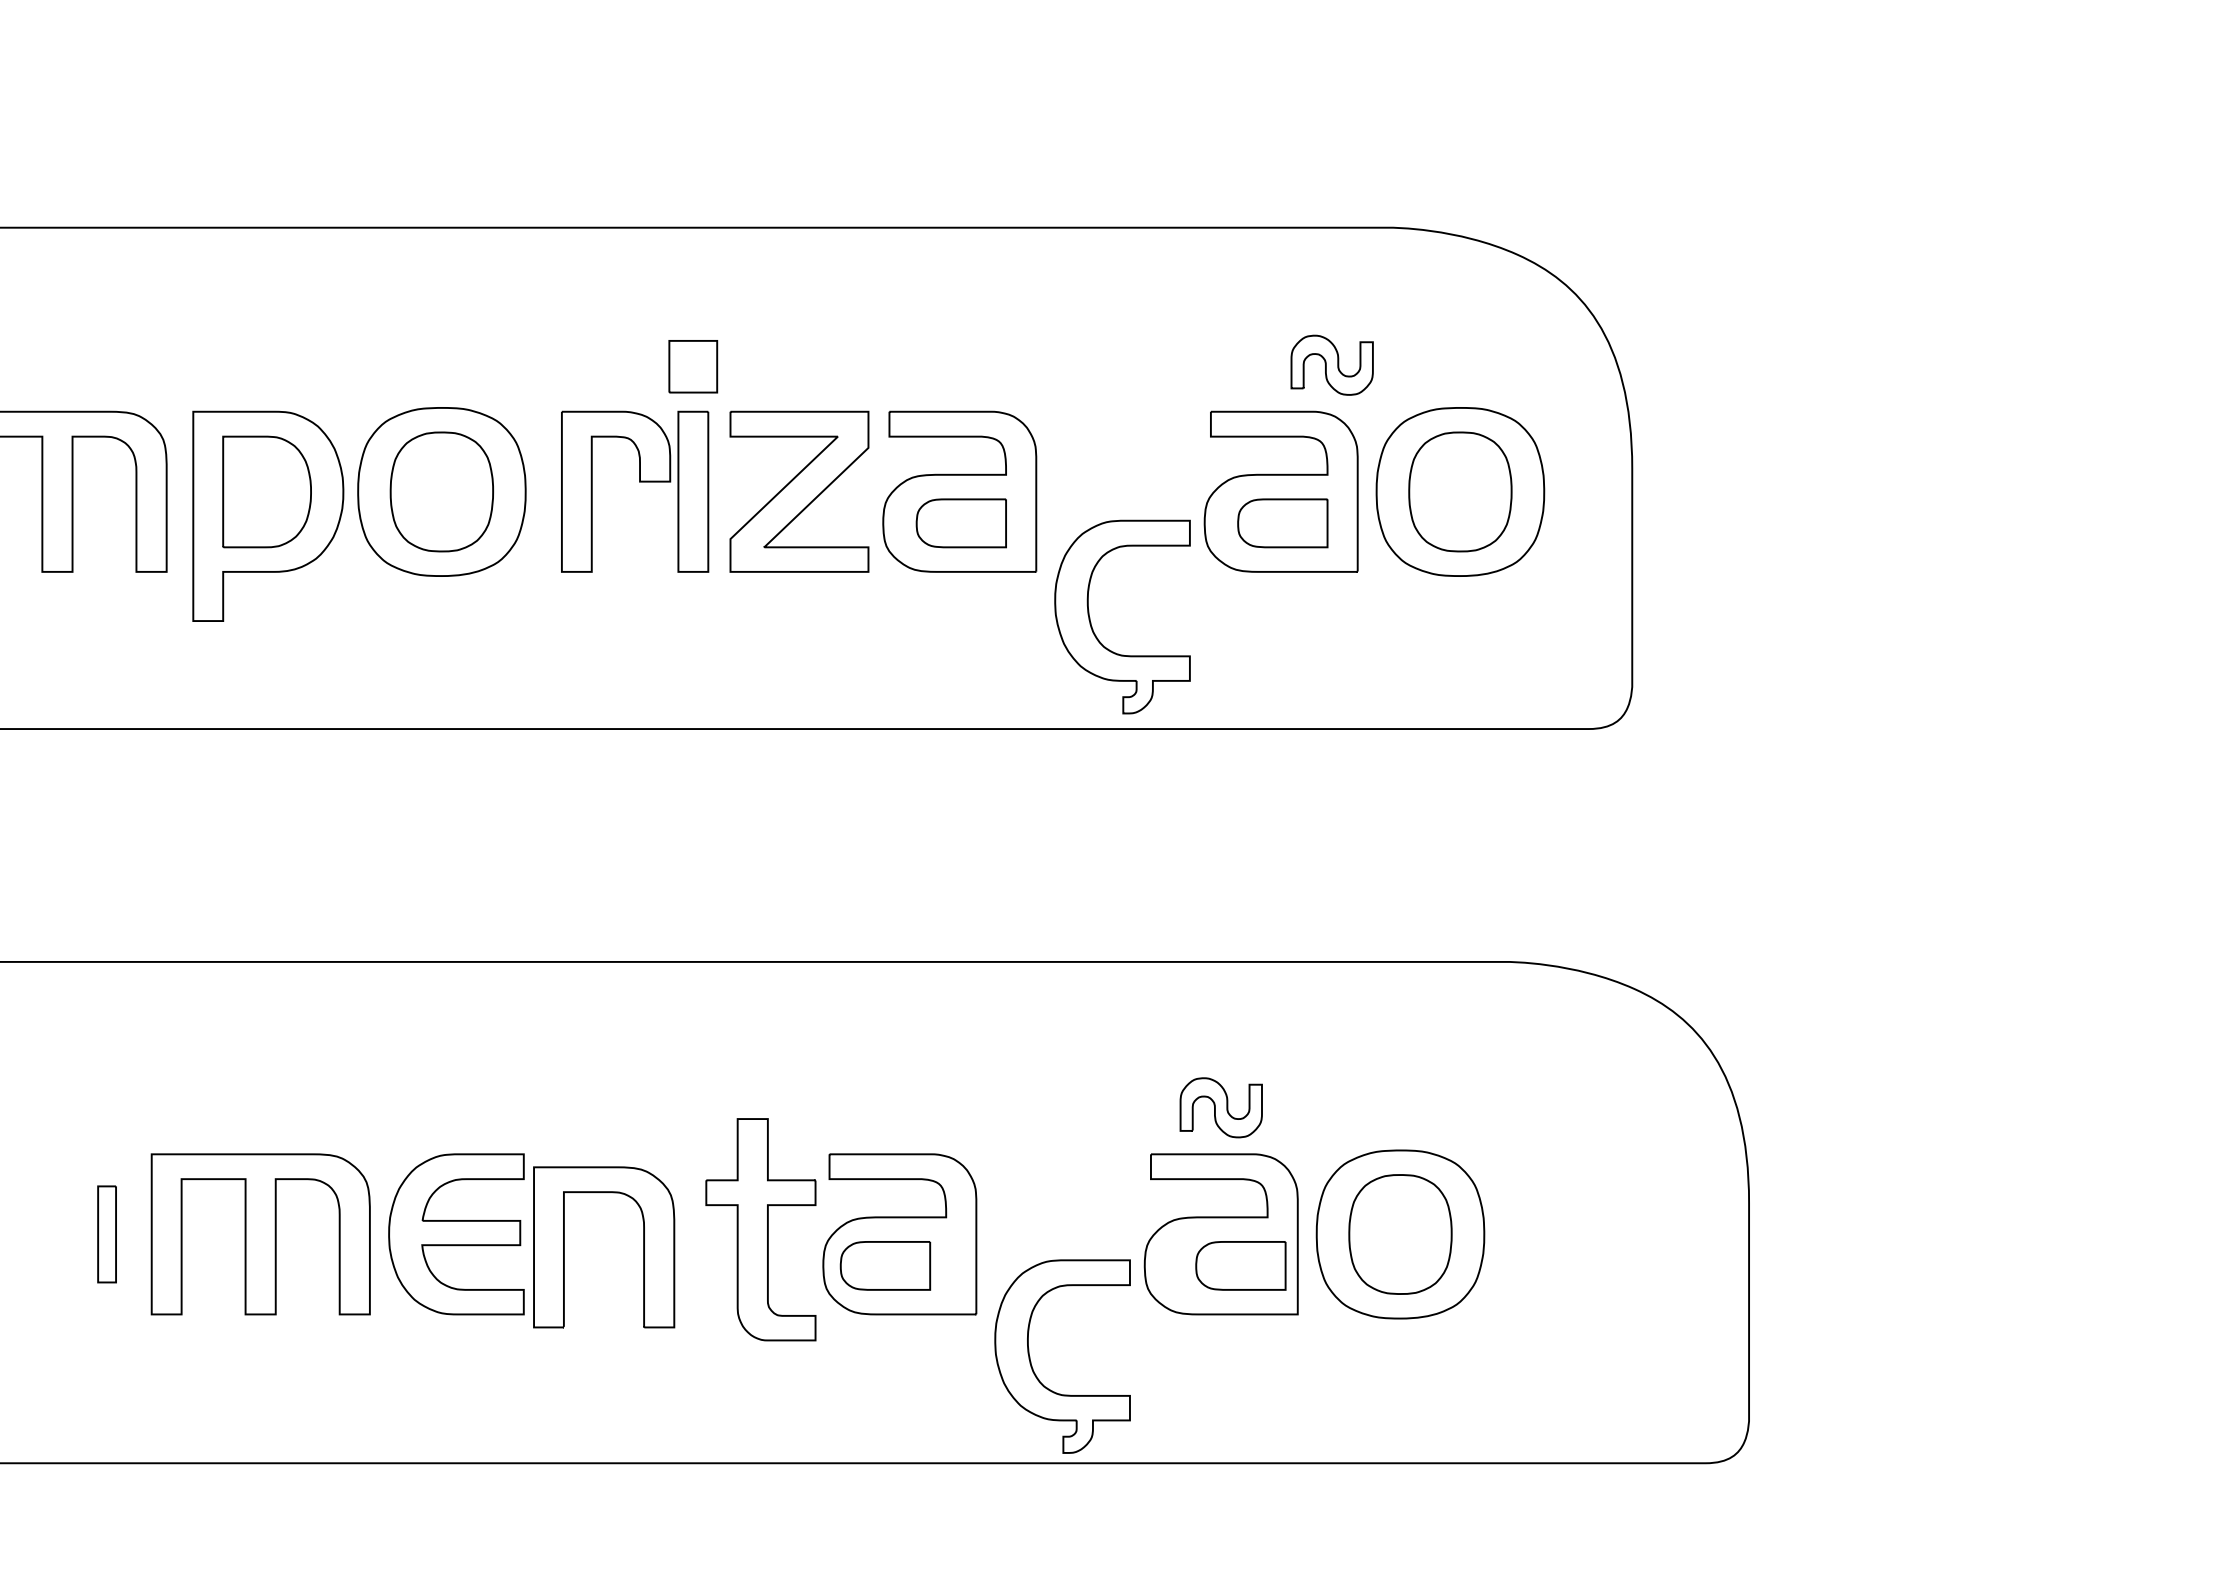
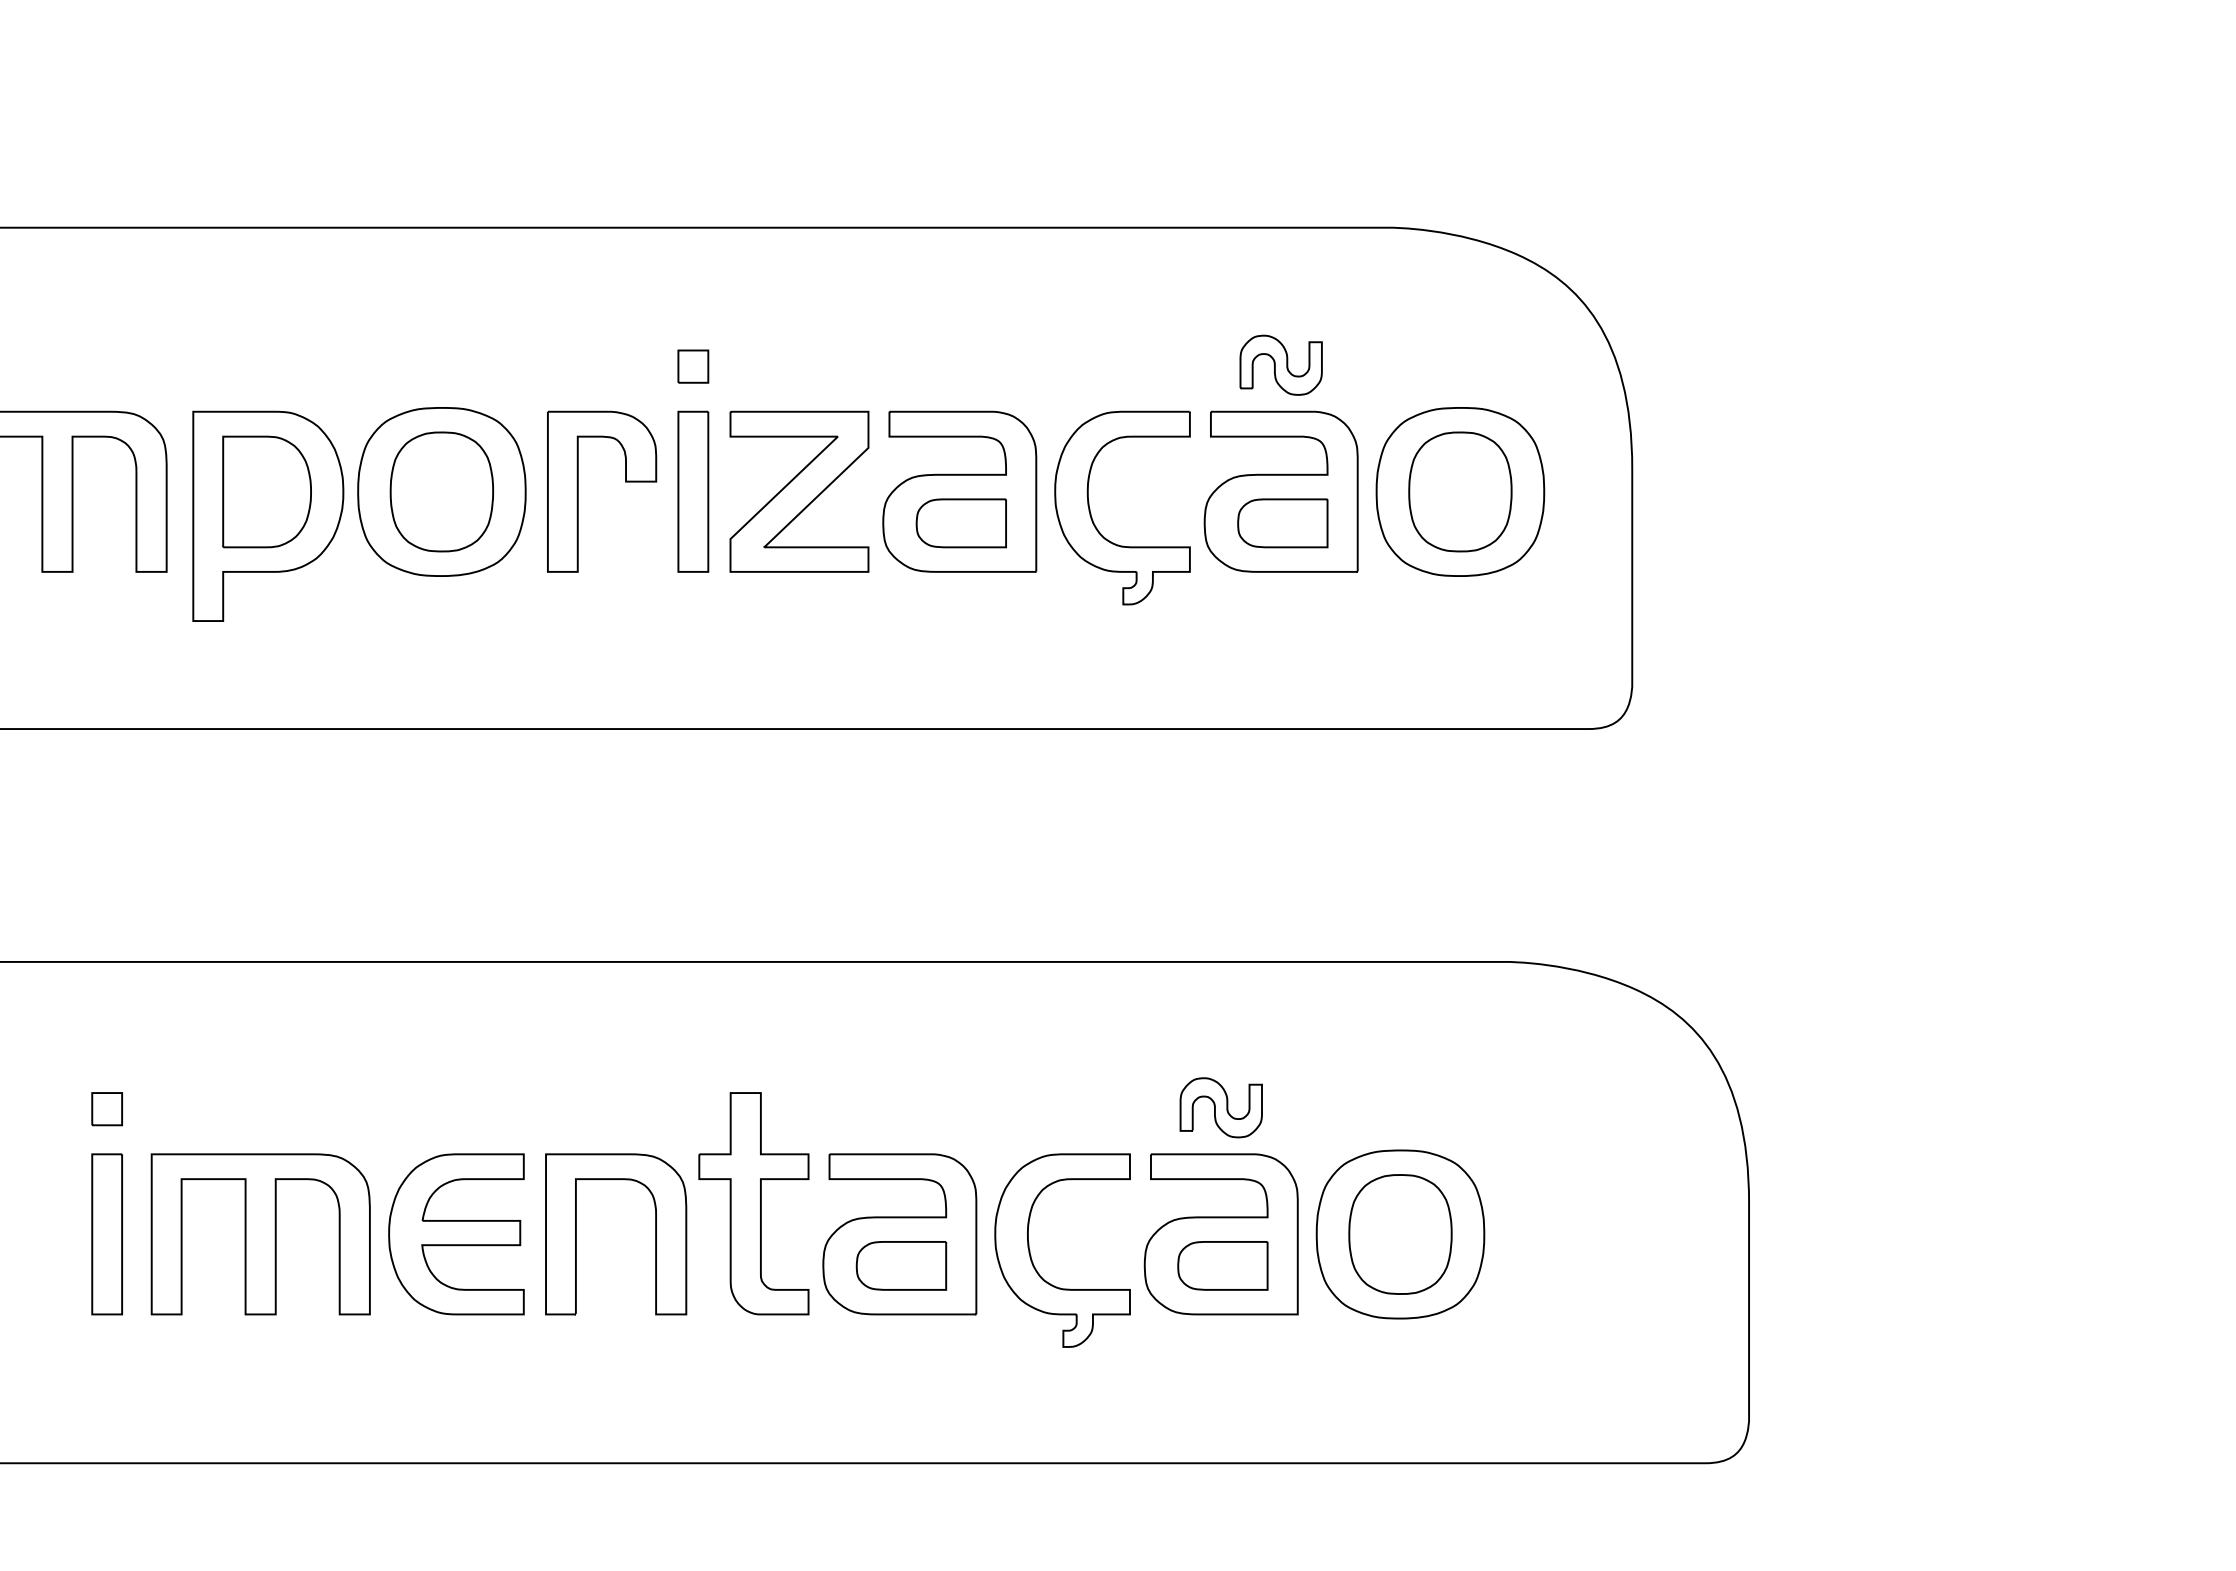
part position: (1331, 364) -> (1280, 364) (1280, 364)
part size: 51x54 px -> 33x35 px (693, 366)
part position: (592, 491) -> (578, 491) (578, 491)
part position: (1091, 622) -> (1091, 513) (1091, 513)
part: none -> present (106, 1109)
part position: (760, 1229) -> (753, 1203) (753, 1203)
part size: 20x99 px -> 32x163 px (106, 1234)
part position: (643, 1247) -> (655, 1234) (655, 1234)
part position: (885, 1265) -> (901, 1265) (901, 1265)
part position: (1240, 1265) -> (1222, 1265) (1222, 1265)
part position: (1032, 1365) -> (1032, 1259) (1032, 1259)
